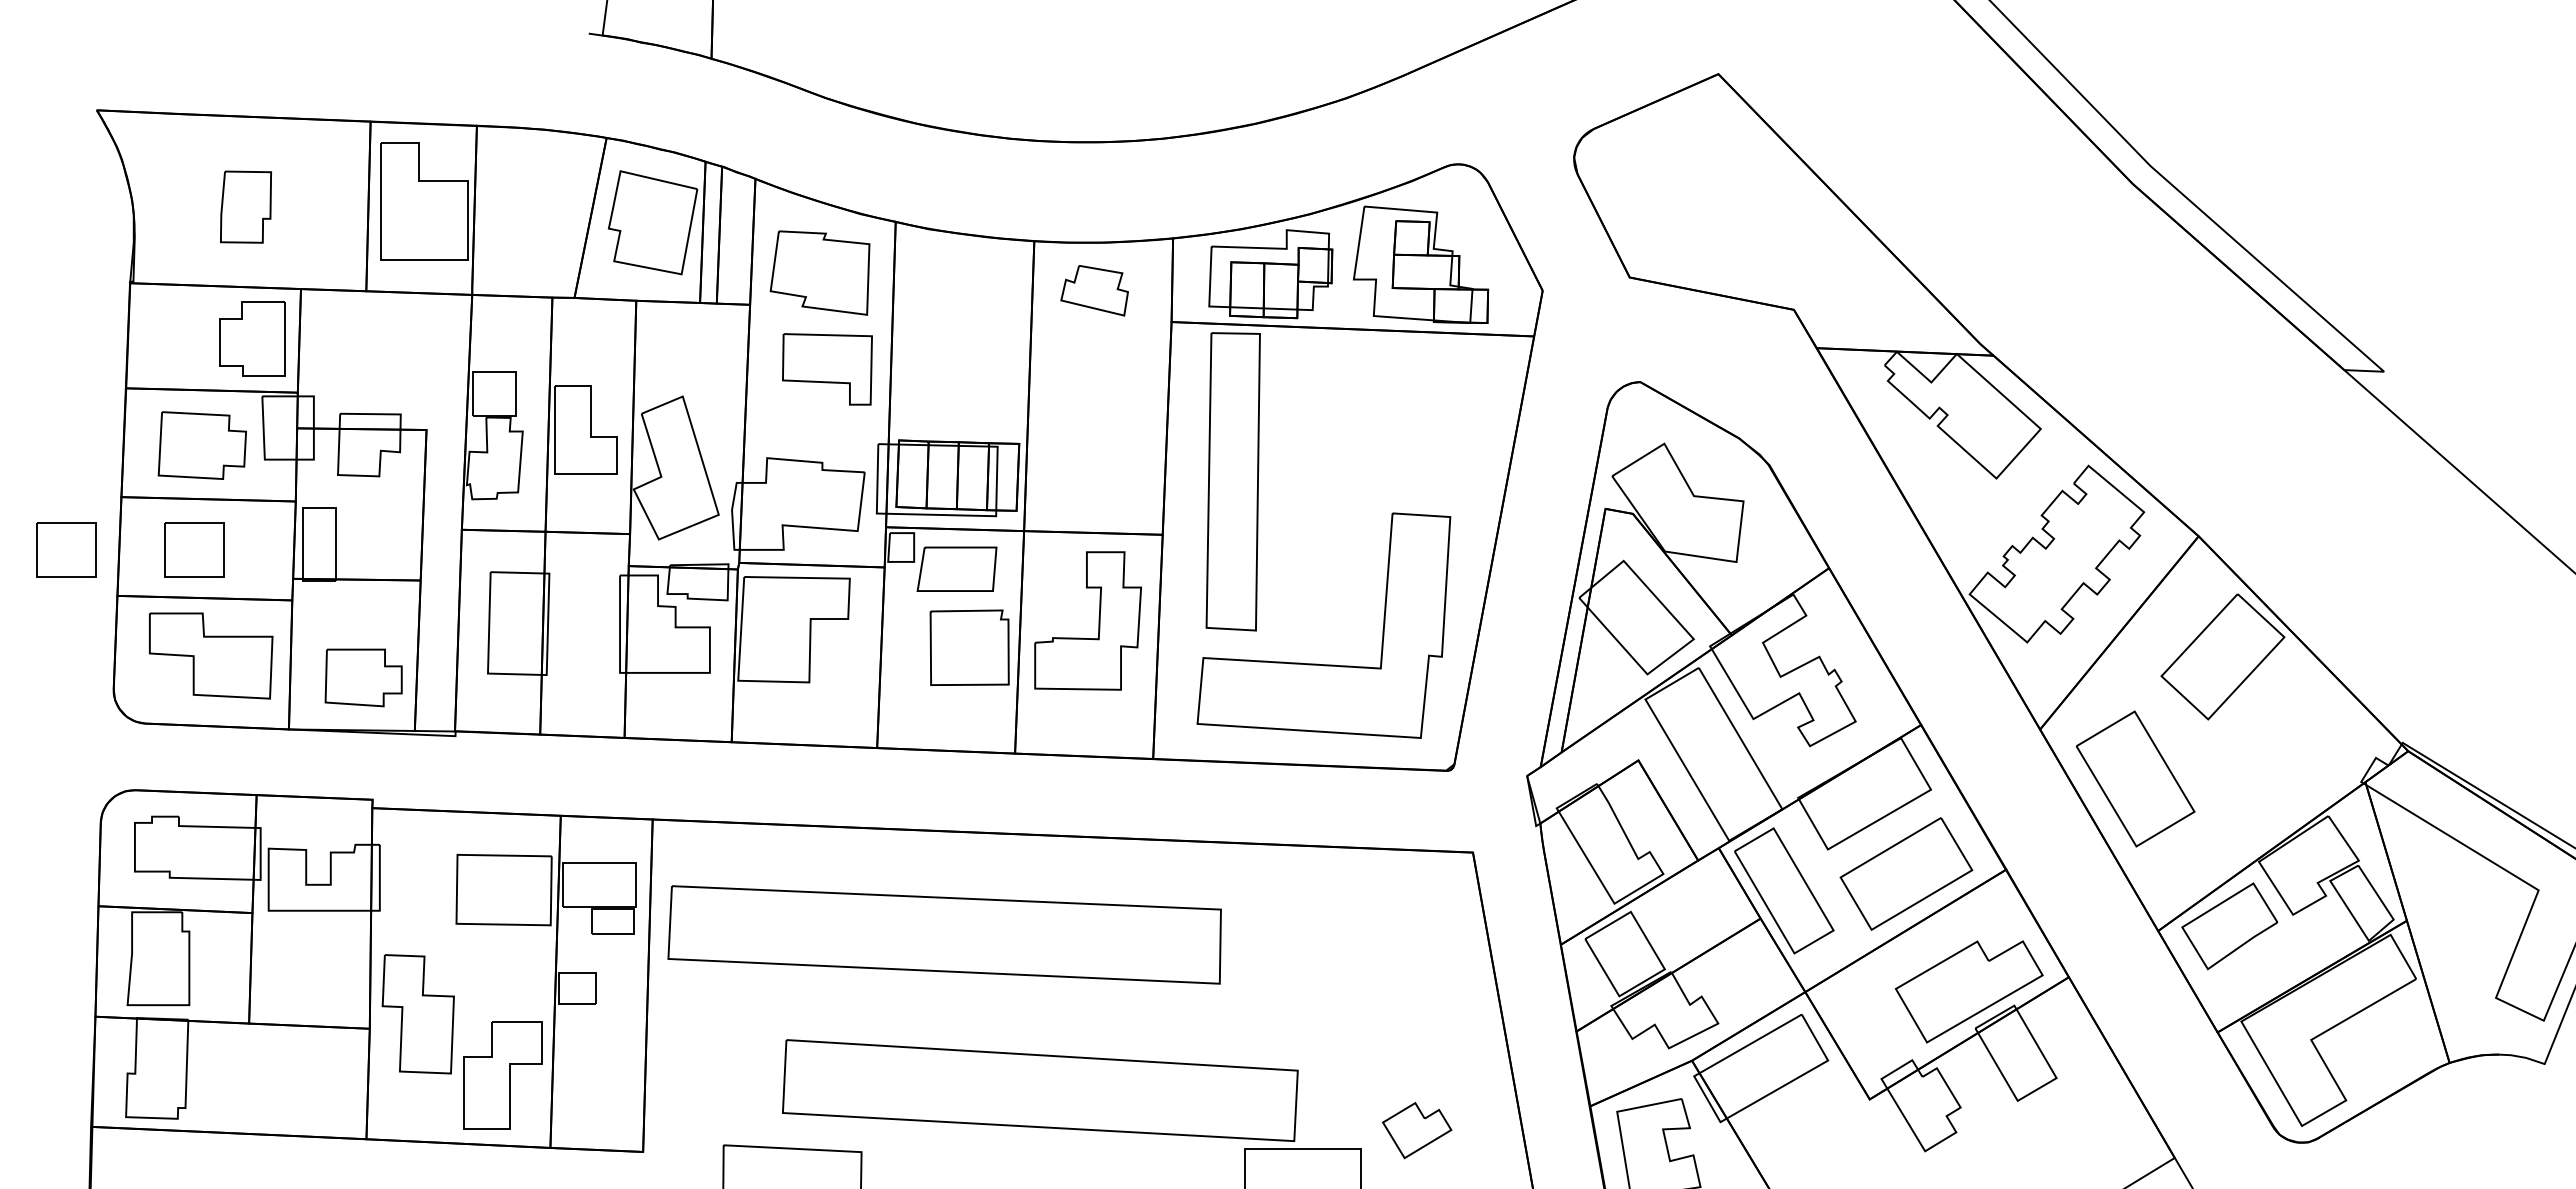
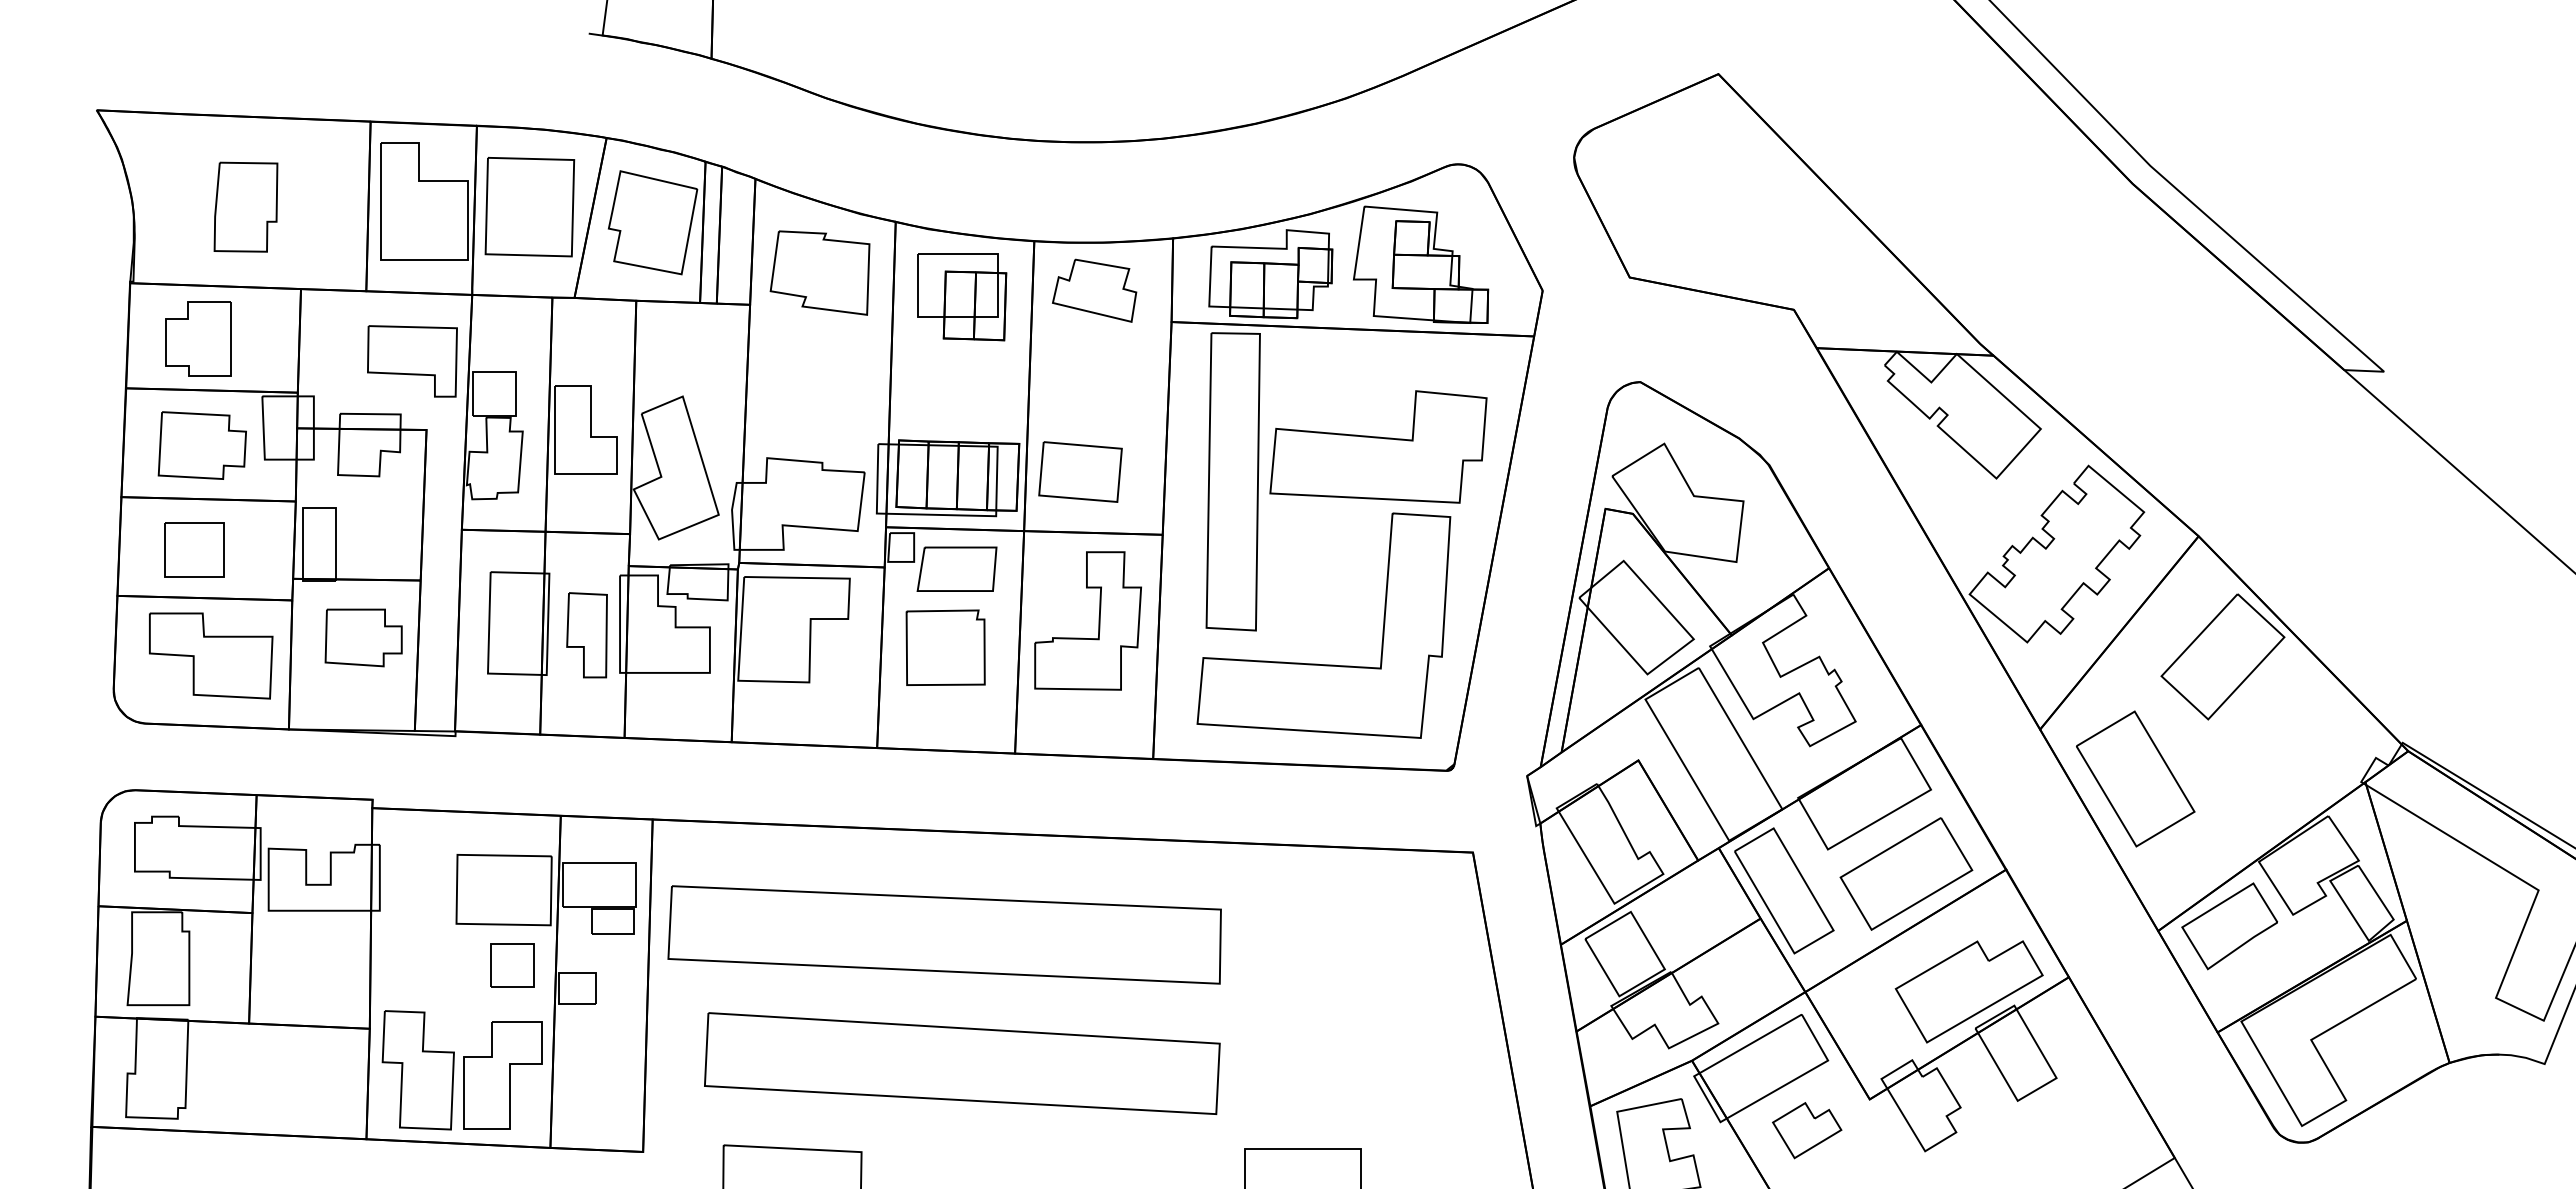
part size: 52x74 px -> 66x92 px (245, 206)
part: none -> present (529, 207)
part size: 69x52 px -> 86x65 px (1094, 290)
part: none -> present (962, 297)
part position: (252, 338) -> (198, 338) (198, 338)
part position: (827, 369) -> (412, 361) (412, 361)
part: none -> present (1378, 446)
part: none -> present (1080, 471)
part: present -> none (66, 549)
part: none -> present (586, 635)
part position: (969, 647) -> (945, 647) (945, 647)
part position: (363, 677) -> (363, 637) (363, 637)
part: none -> present (512, 965)
part position: (417, 1014) -> (417, 1070) (417, 1070)
part position: (1040, 1090) -> (962, 1063) (962, 1063)
part position: (1417, 1130) -> (1807, 1130) (1807, 1130)
